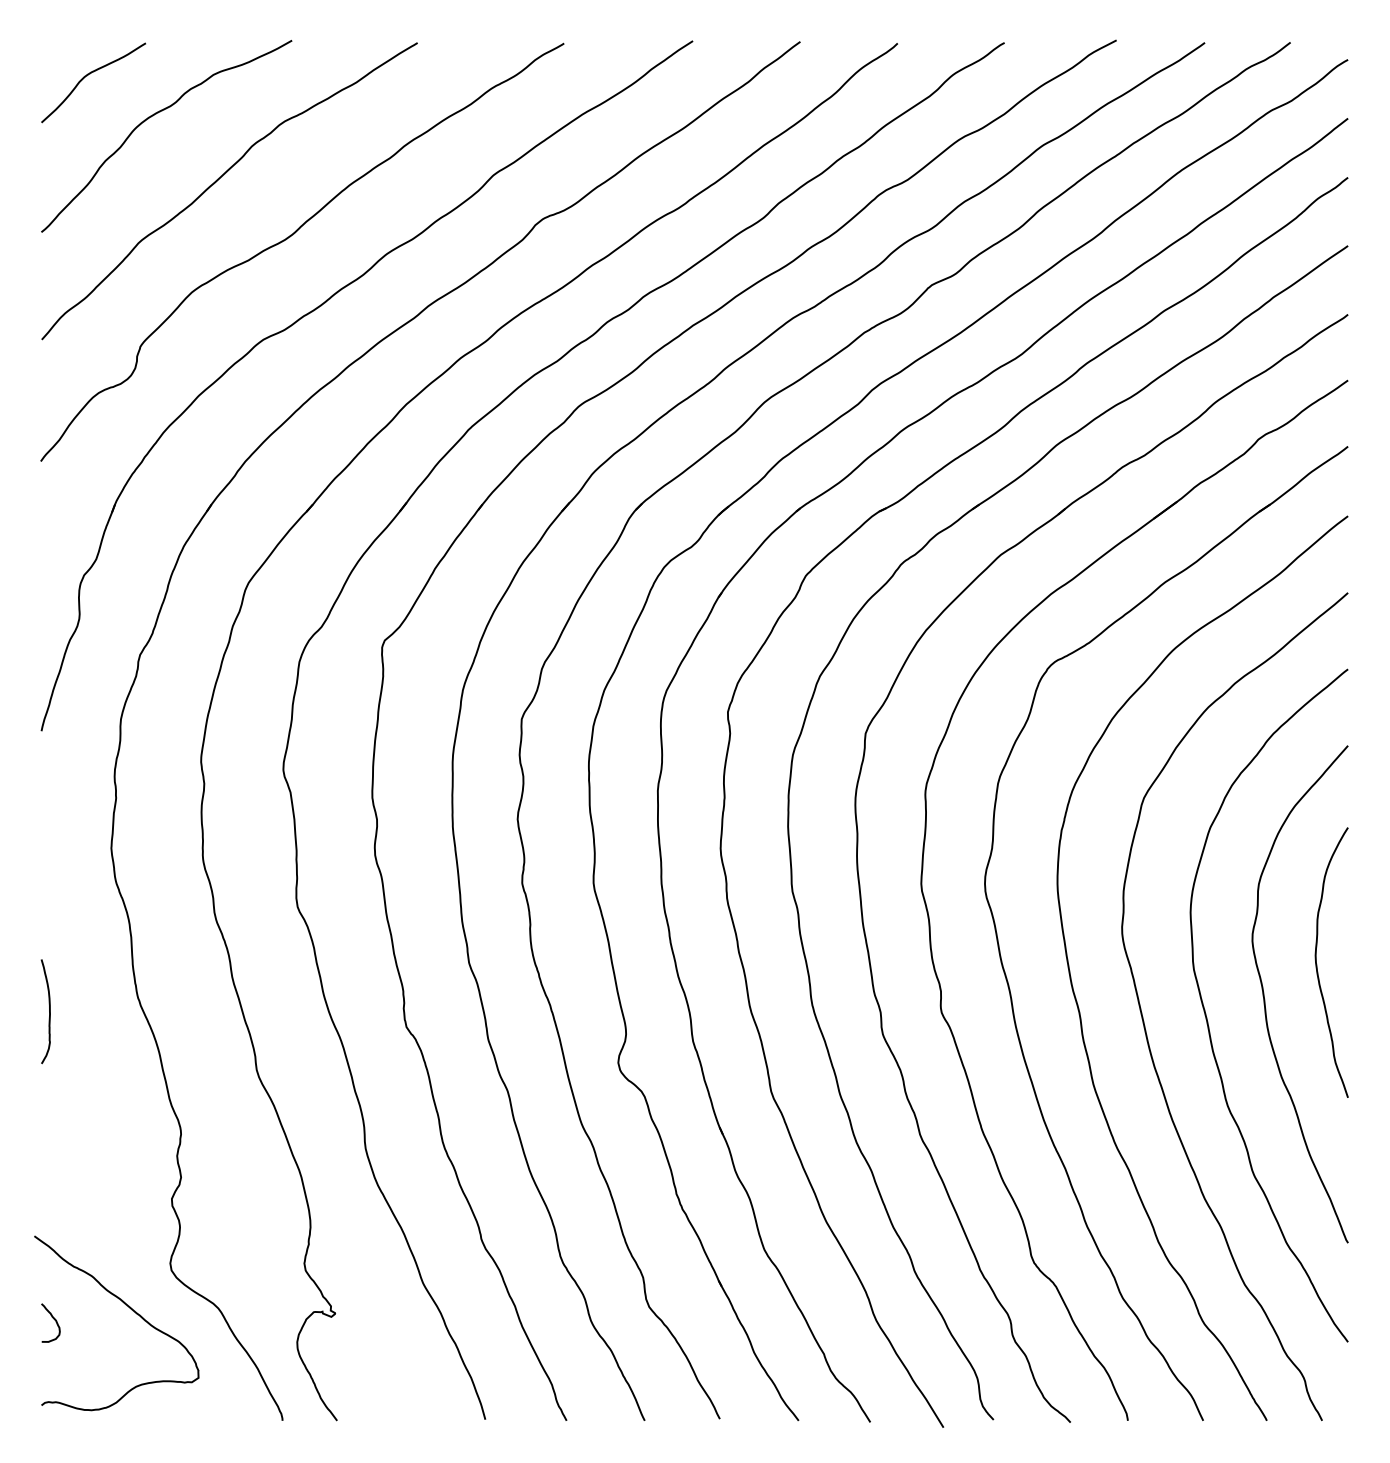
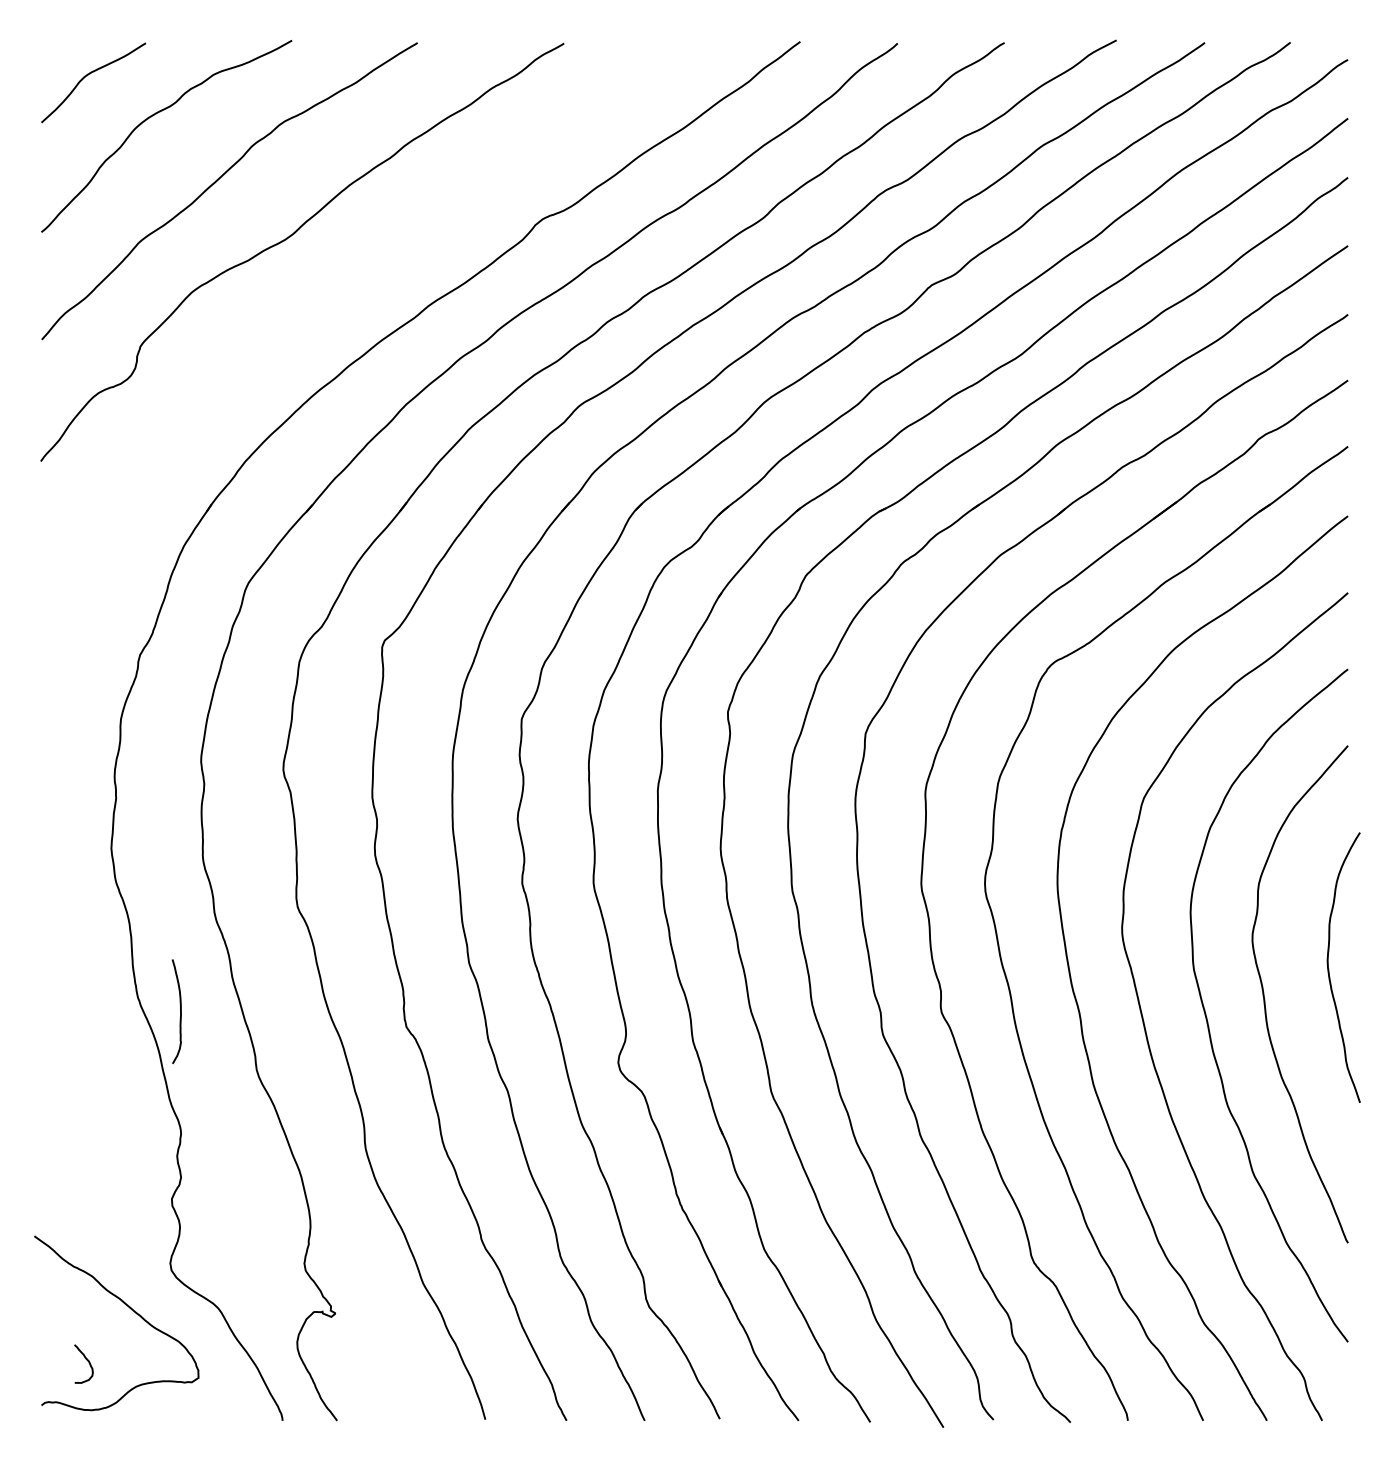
part: present -> none (315, 310)
curve position: (1317, 964) -> (1329, 969) (1329, 969)
curve position: (49, 1011) -> (180, 1011) (180, 1011)
curve position: (53, 1319) -> (86, 1360) (86, 1360)
